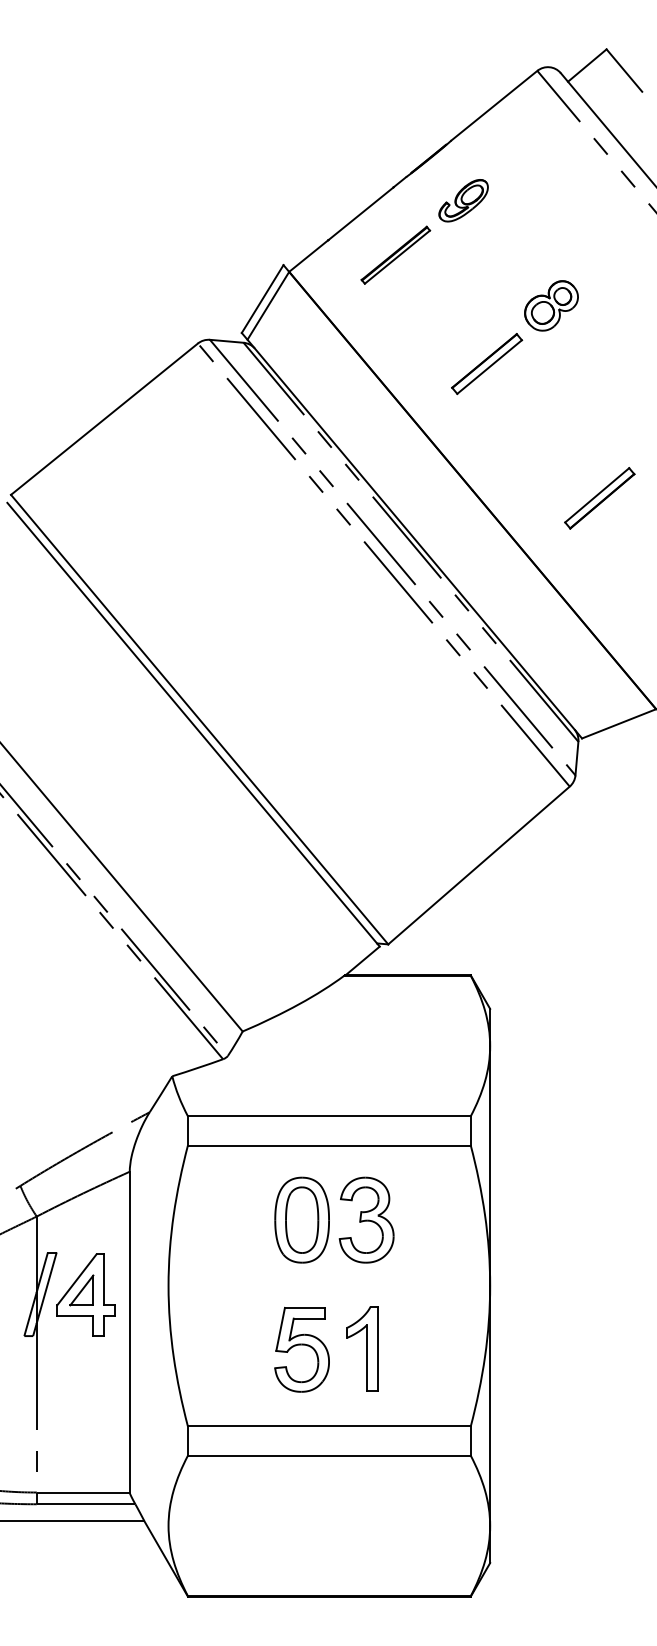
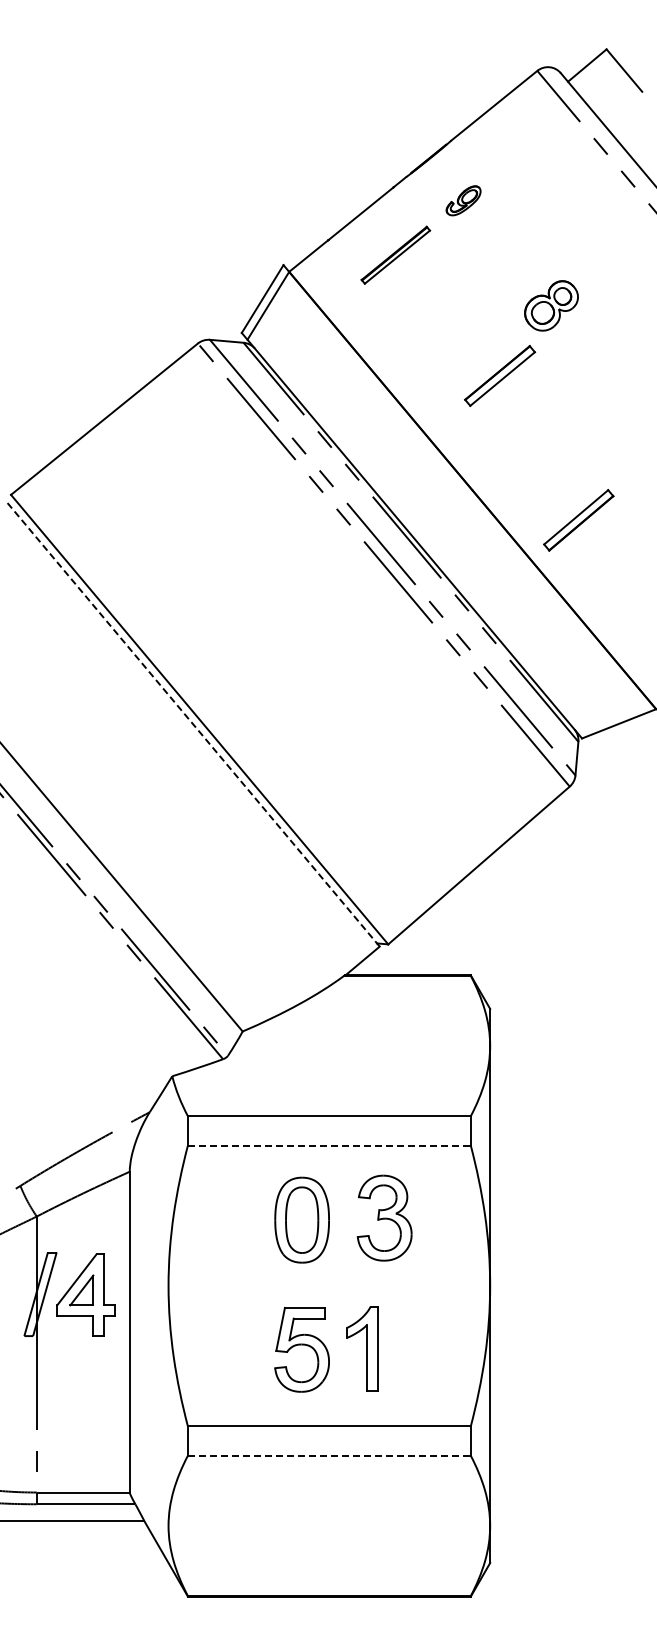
part size: 51x44 px -> 37x32 px (463, 200)
part position: (487, 363) -> (500, 375) (500, 375)
part position: (599, 498) -> (578, 520) (578, 520)
line: solid -> dashed (193, 724)
line: solid -> dashed (329, 1145)
part position: (366, 1219) -> (384, 1217) (384, 1217)
line: solid -> dashed (329, 1455)
